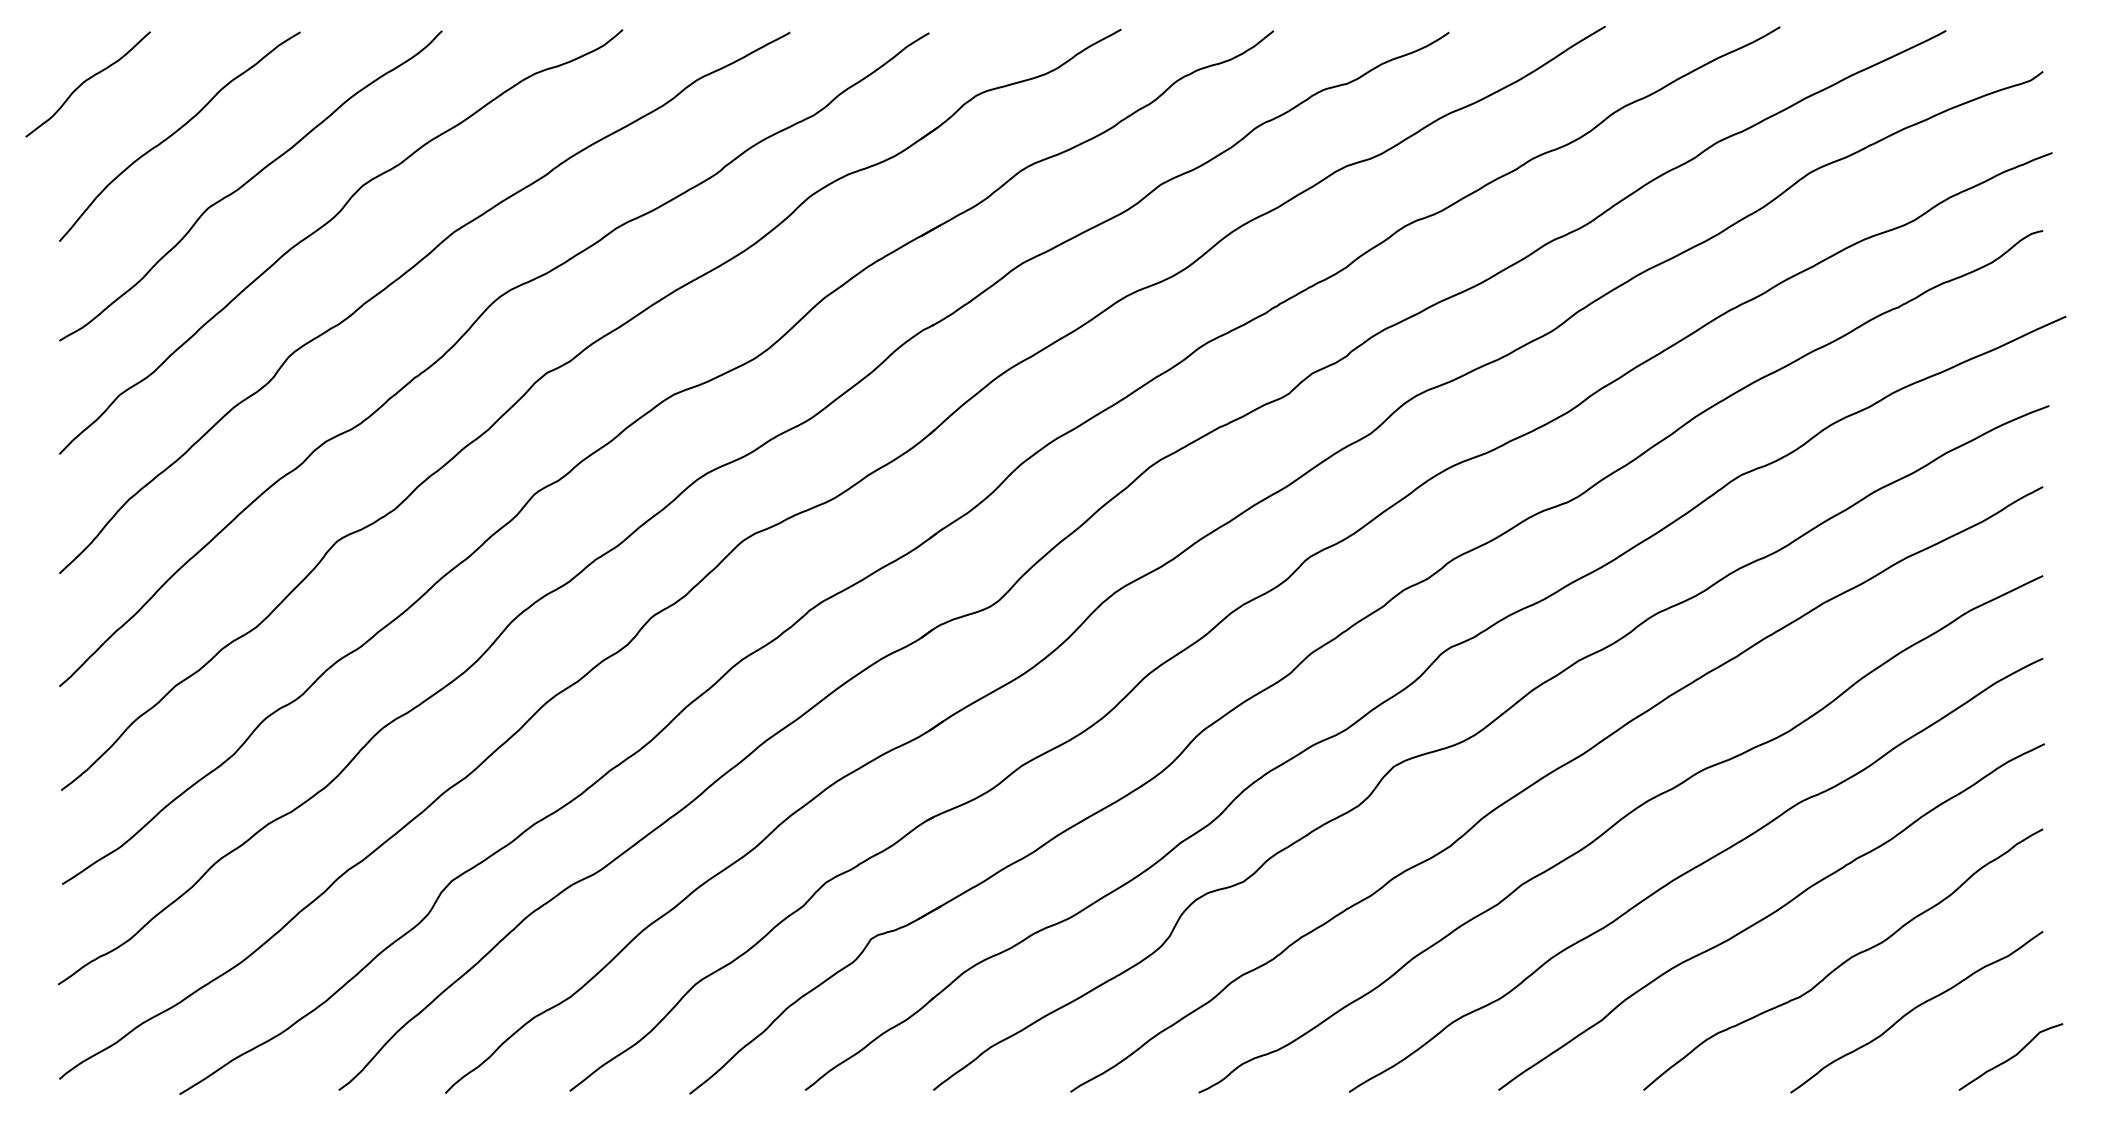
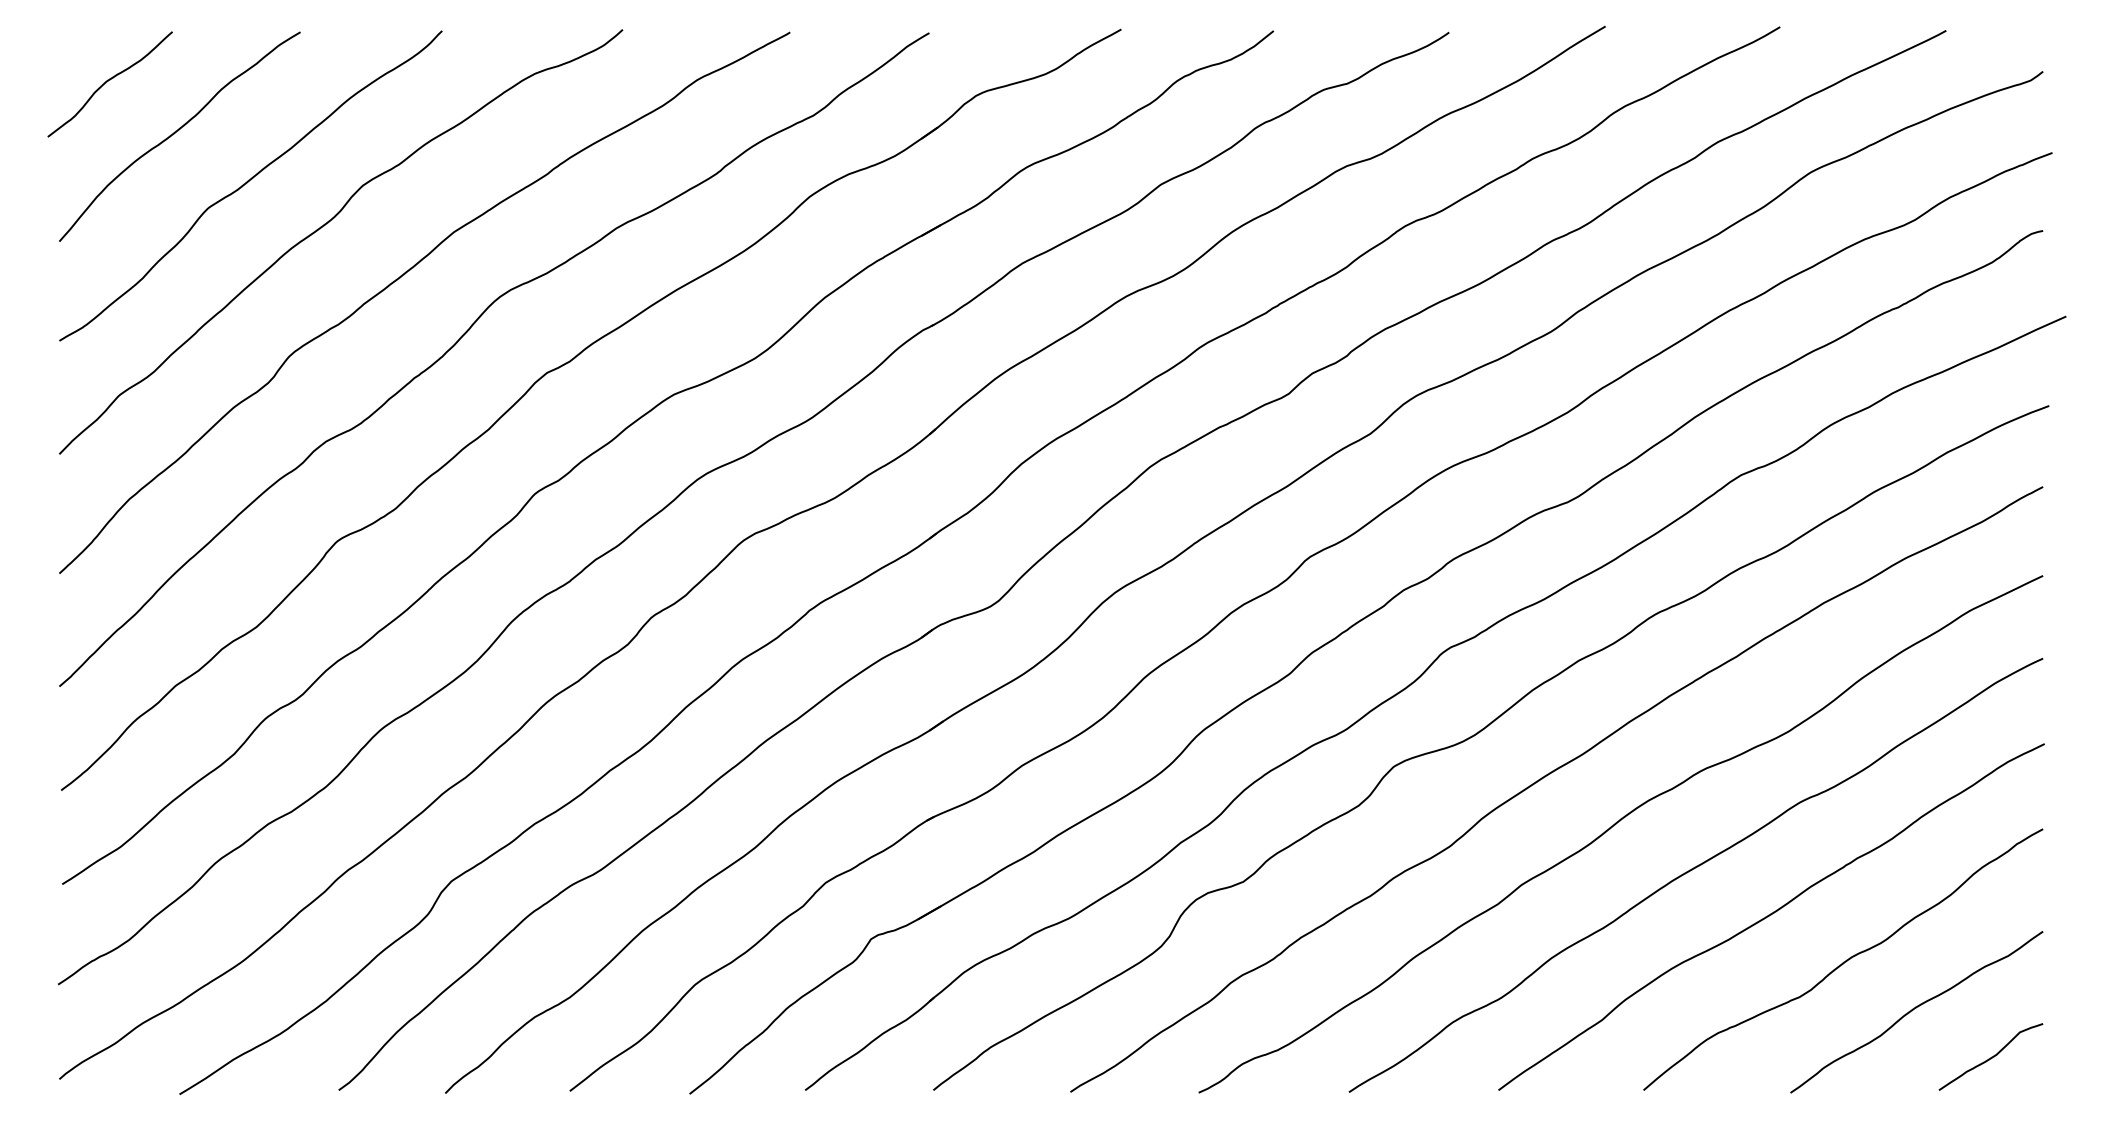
curve position: (85, 82) -> (107, 82) (107, 82)
curve position: (2011, 1056) -> (1991, 1056) (1991, 1056)
